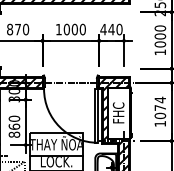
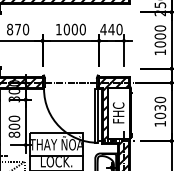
text: 1074 -> 1030 (160, 103)
text: 860 -> 800 (13, 126)
